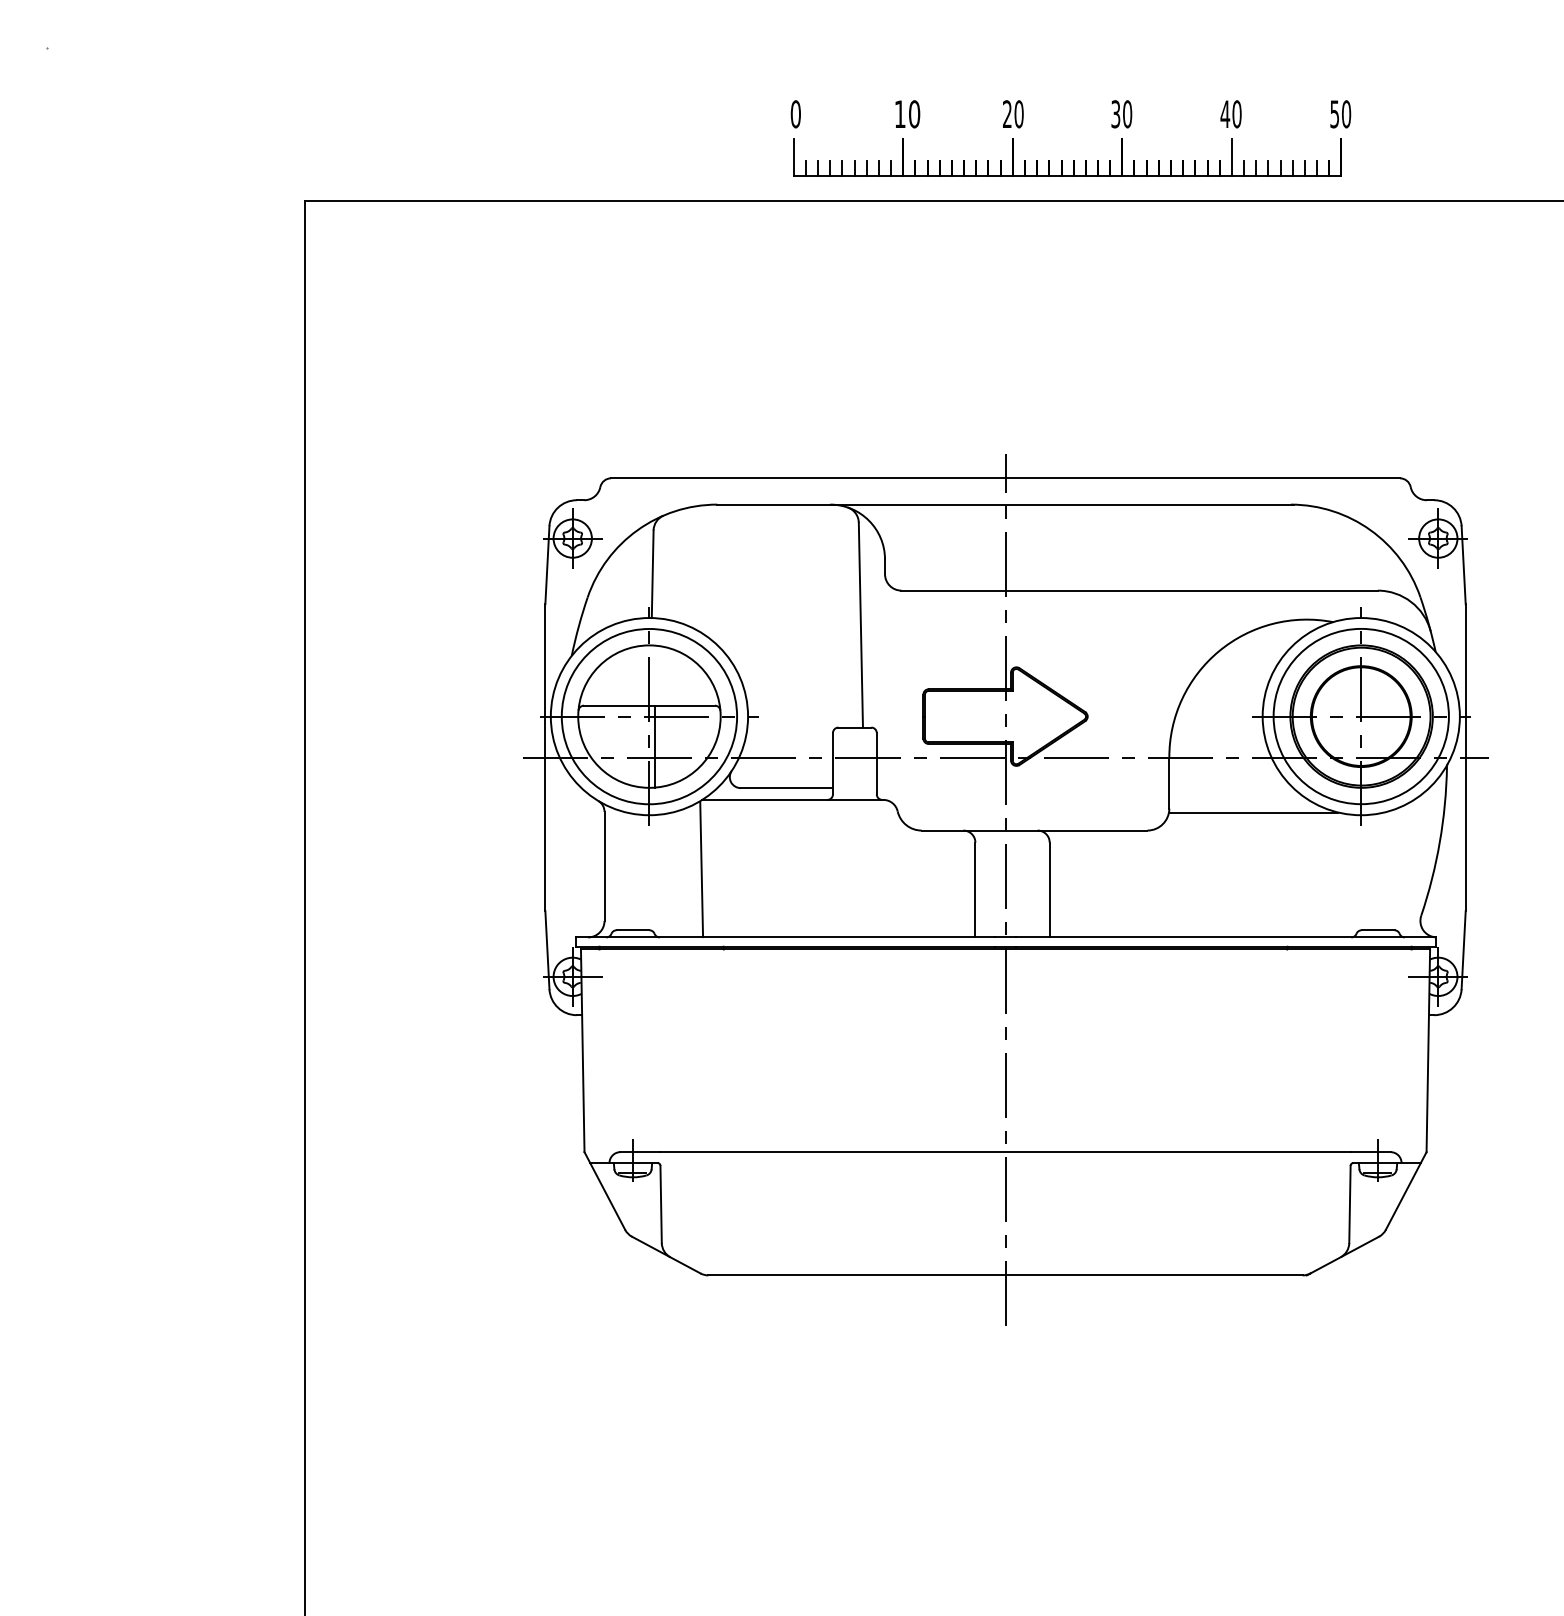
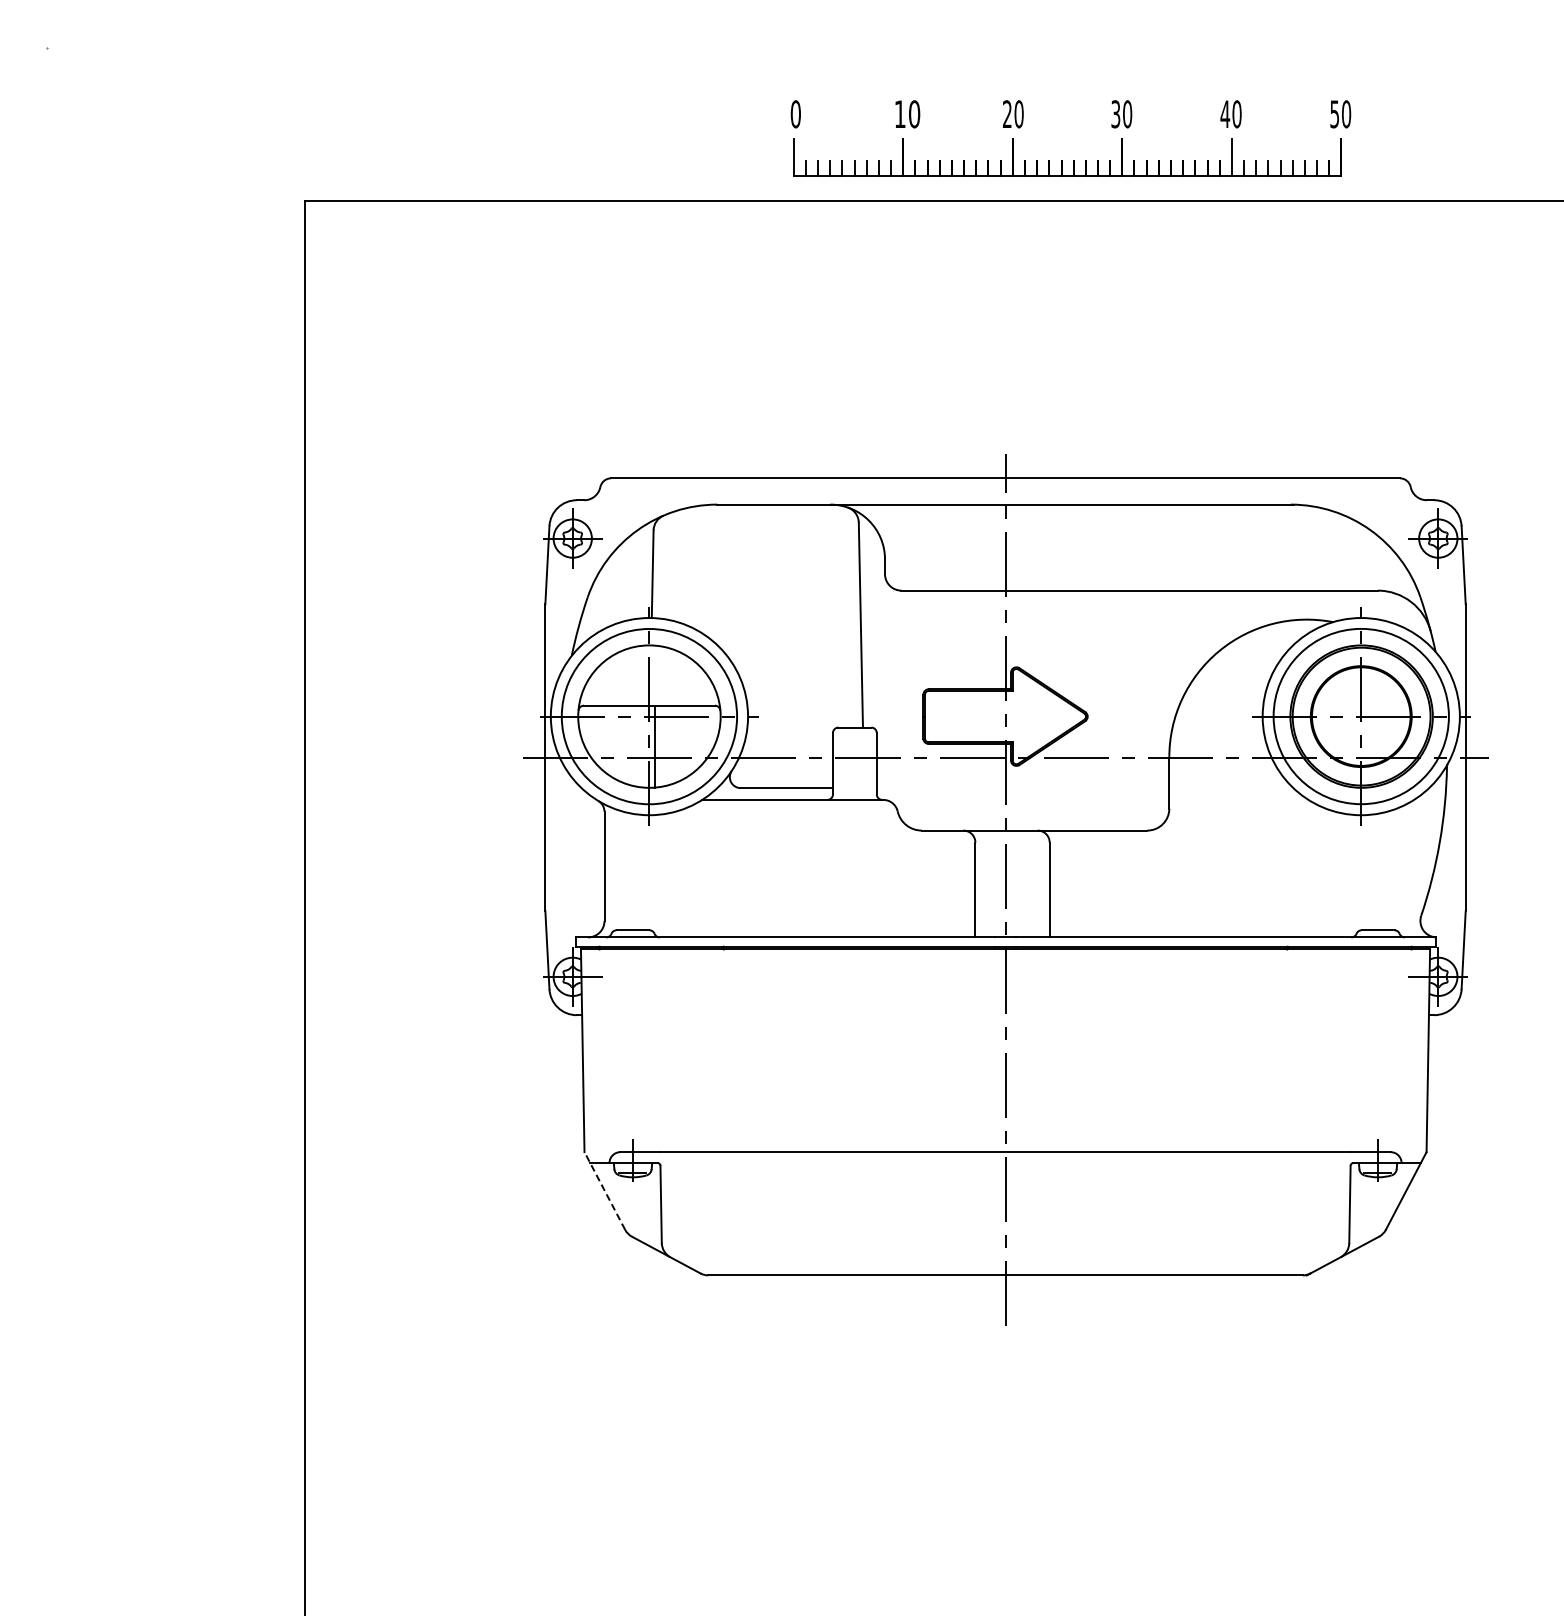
line: present -> none (1253, 812)
line: present -> none (701, 869)
line: solid -> dashed (604, 1191)
